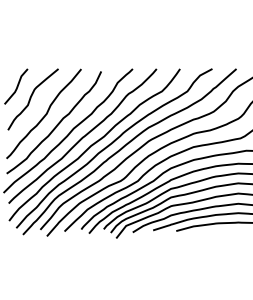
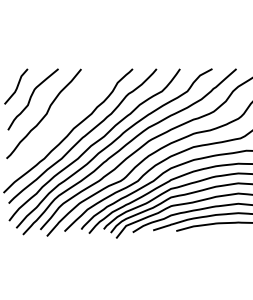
curve: present -> none (56, 124)
